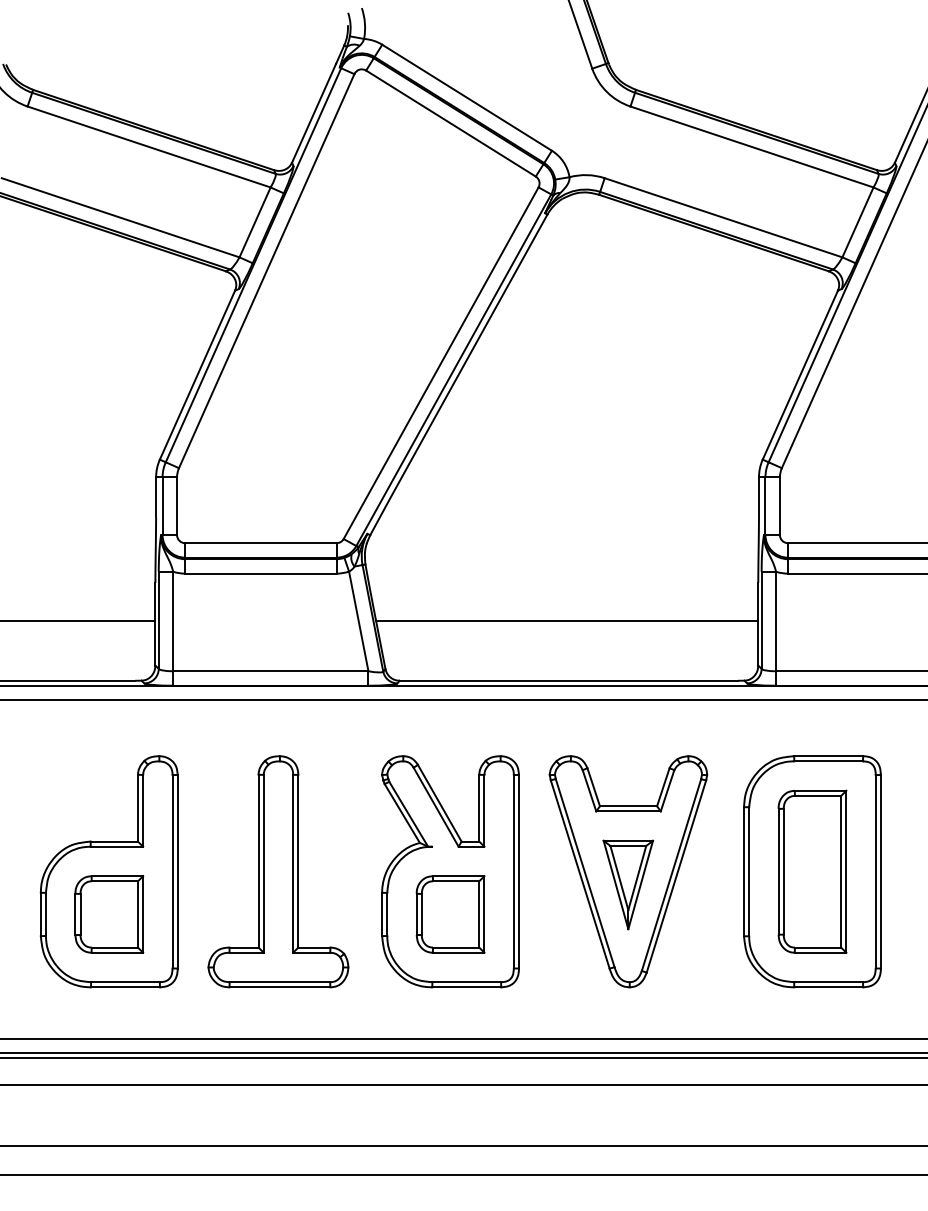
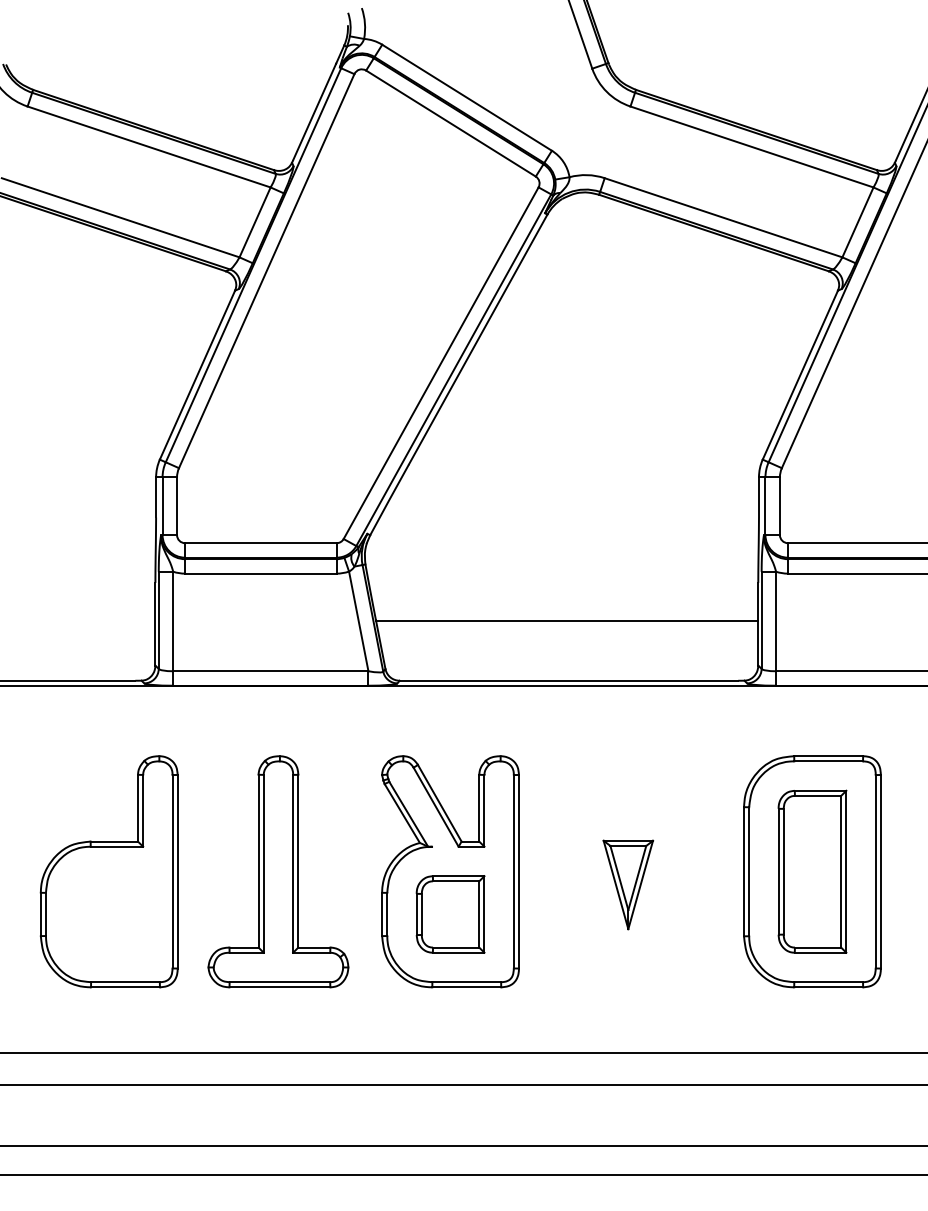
line: present -> none (78, 621)
line: present -> none (463, 700)
part: present -> none (628, 871)
part: present -> none (109, 914)
line: present -> none (463, 1038)
line: present -> none (463, 1058)
